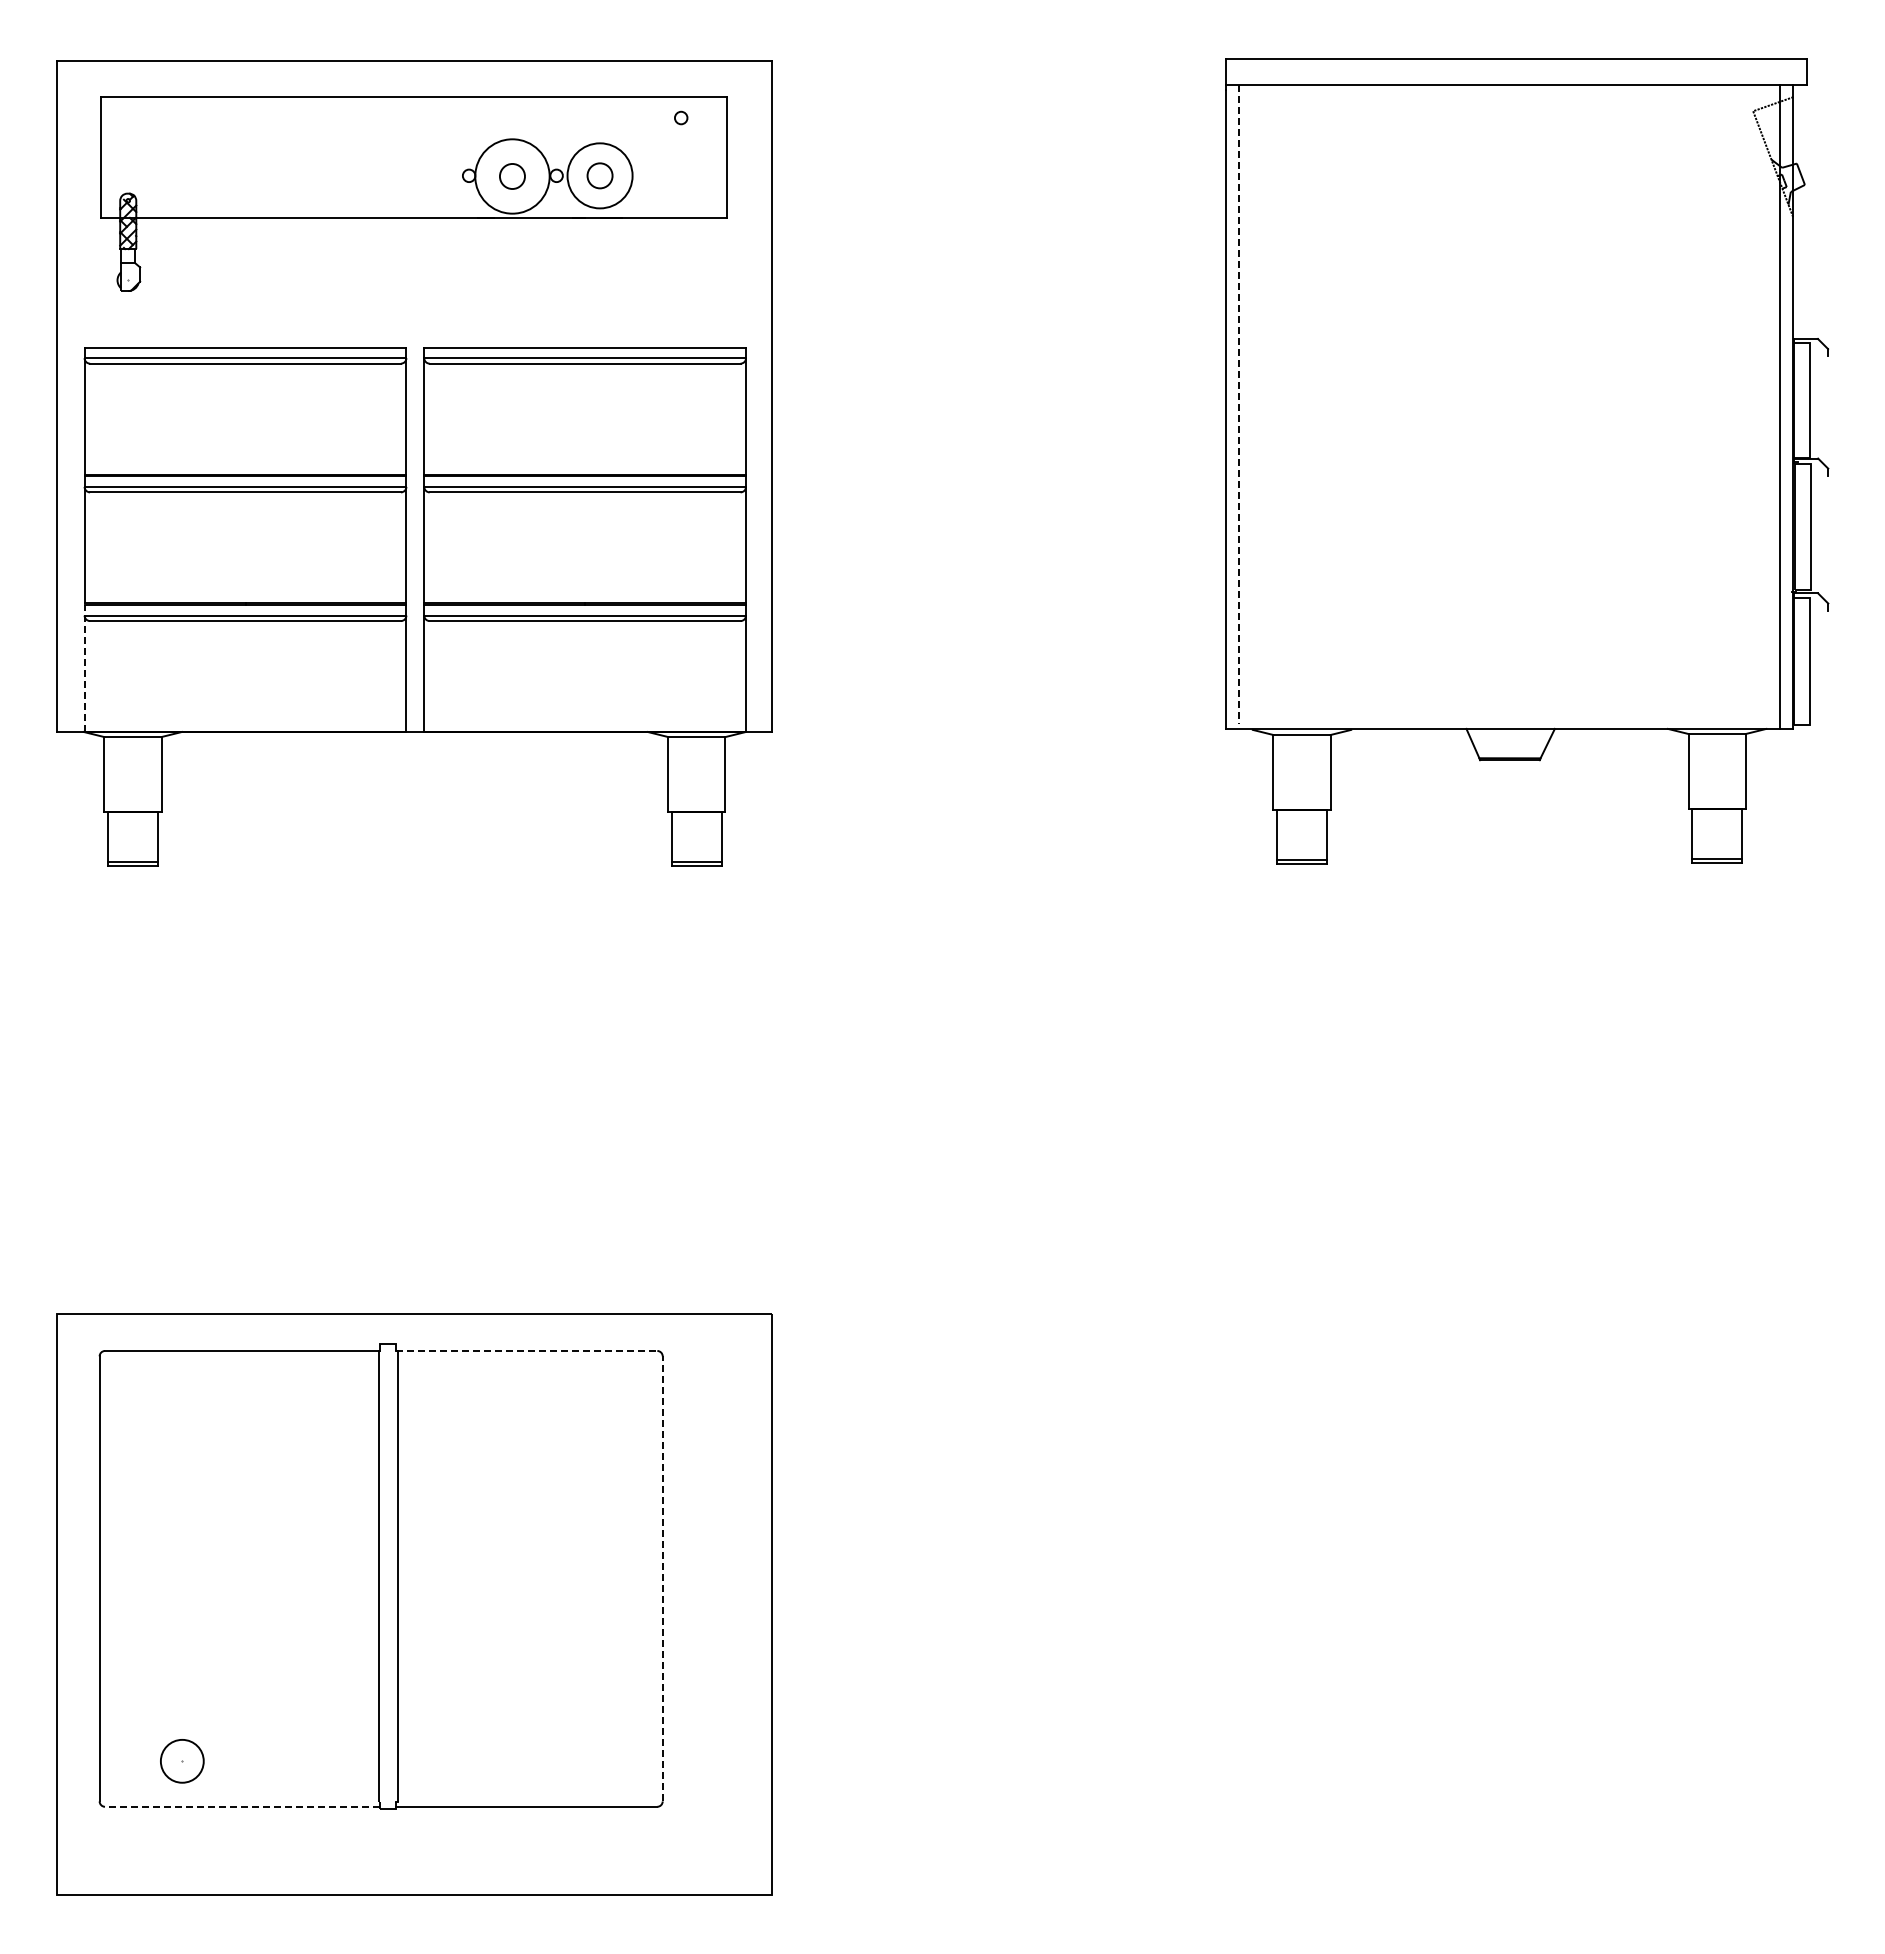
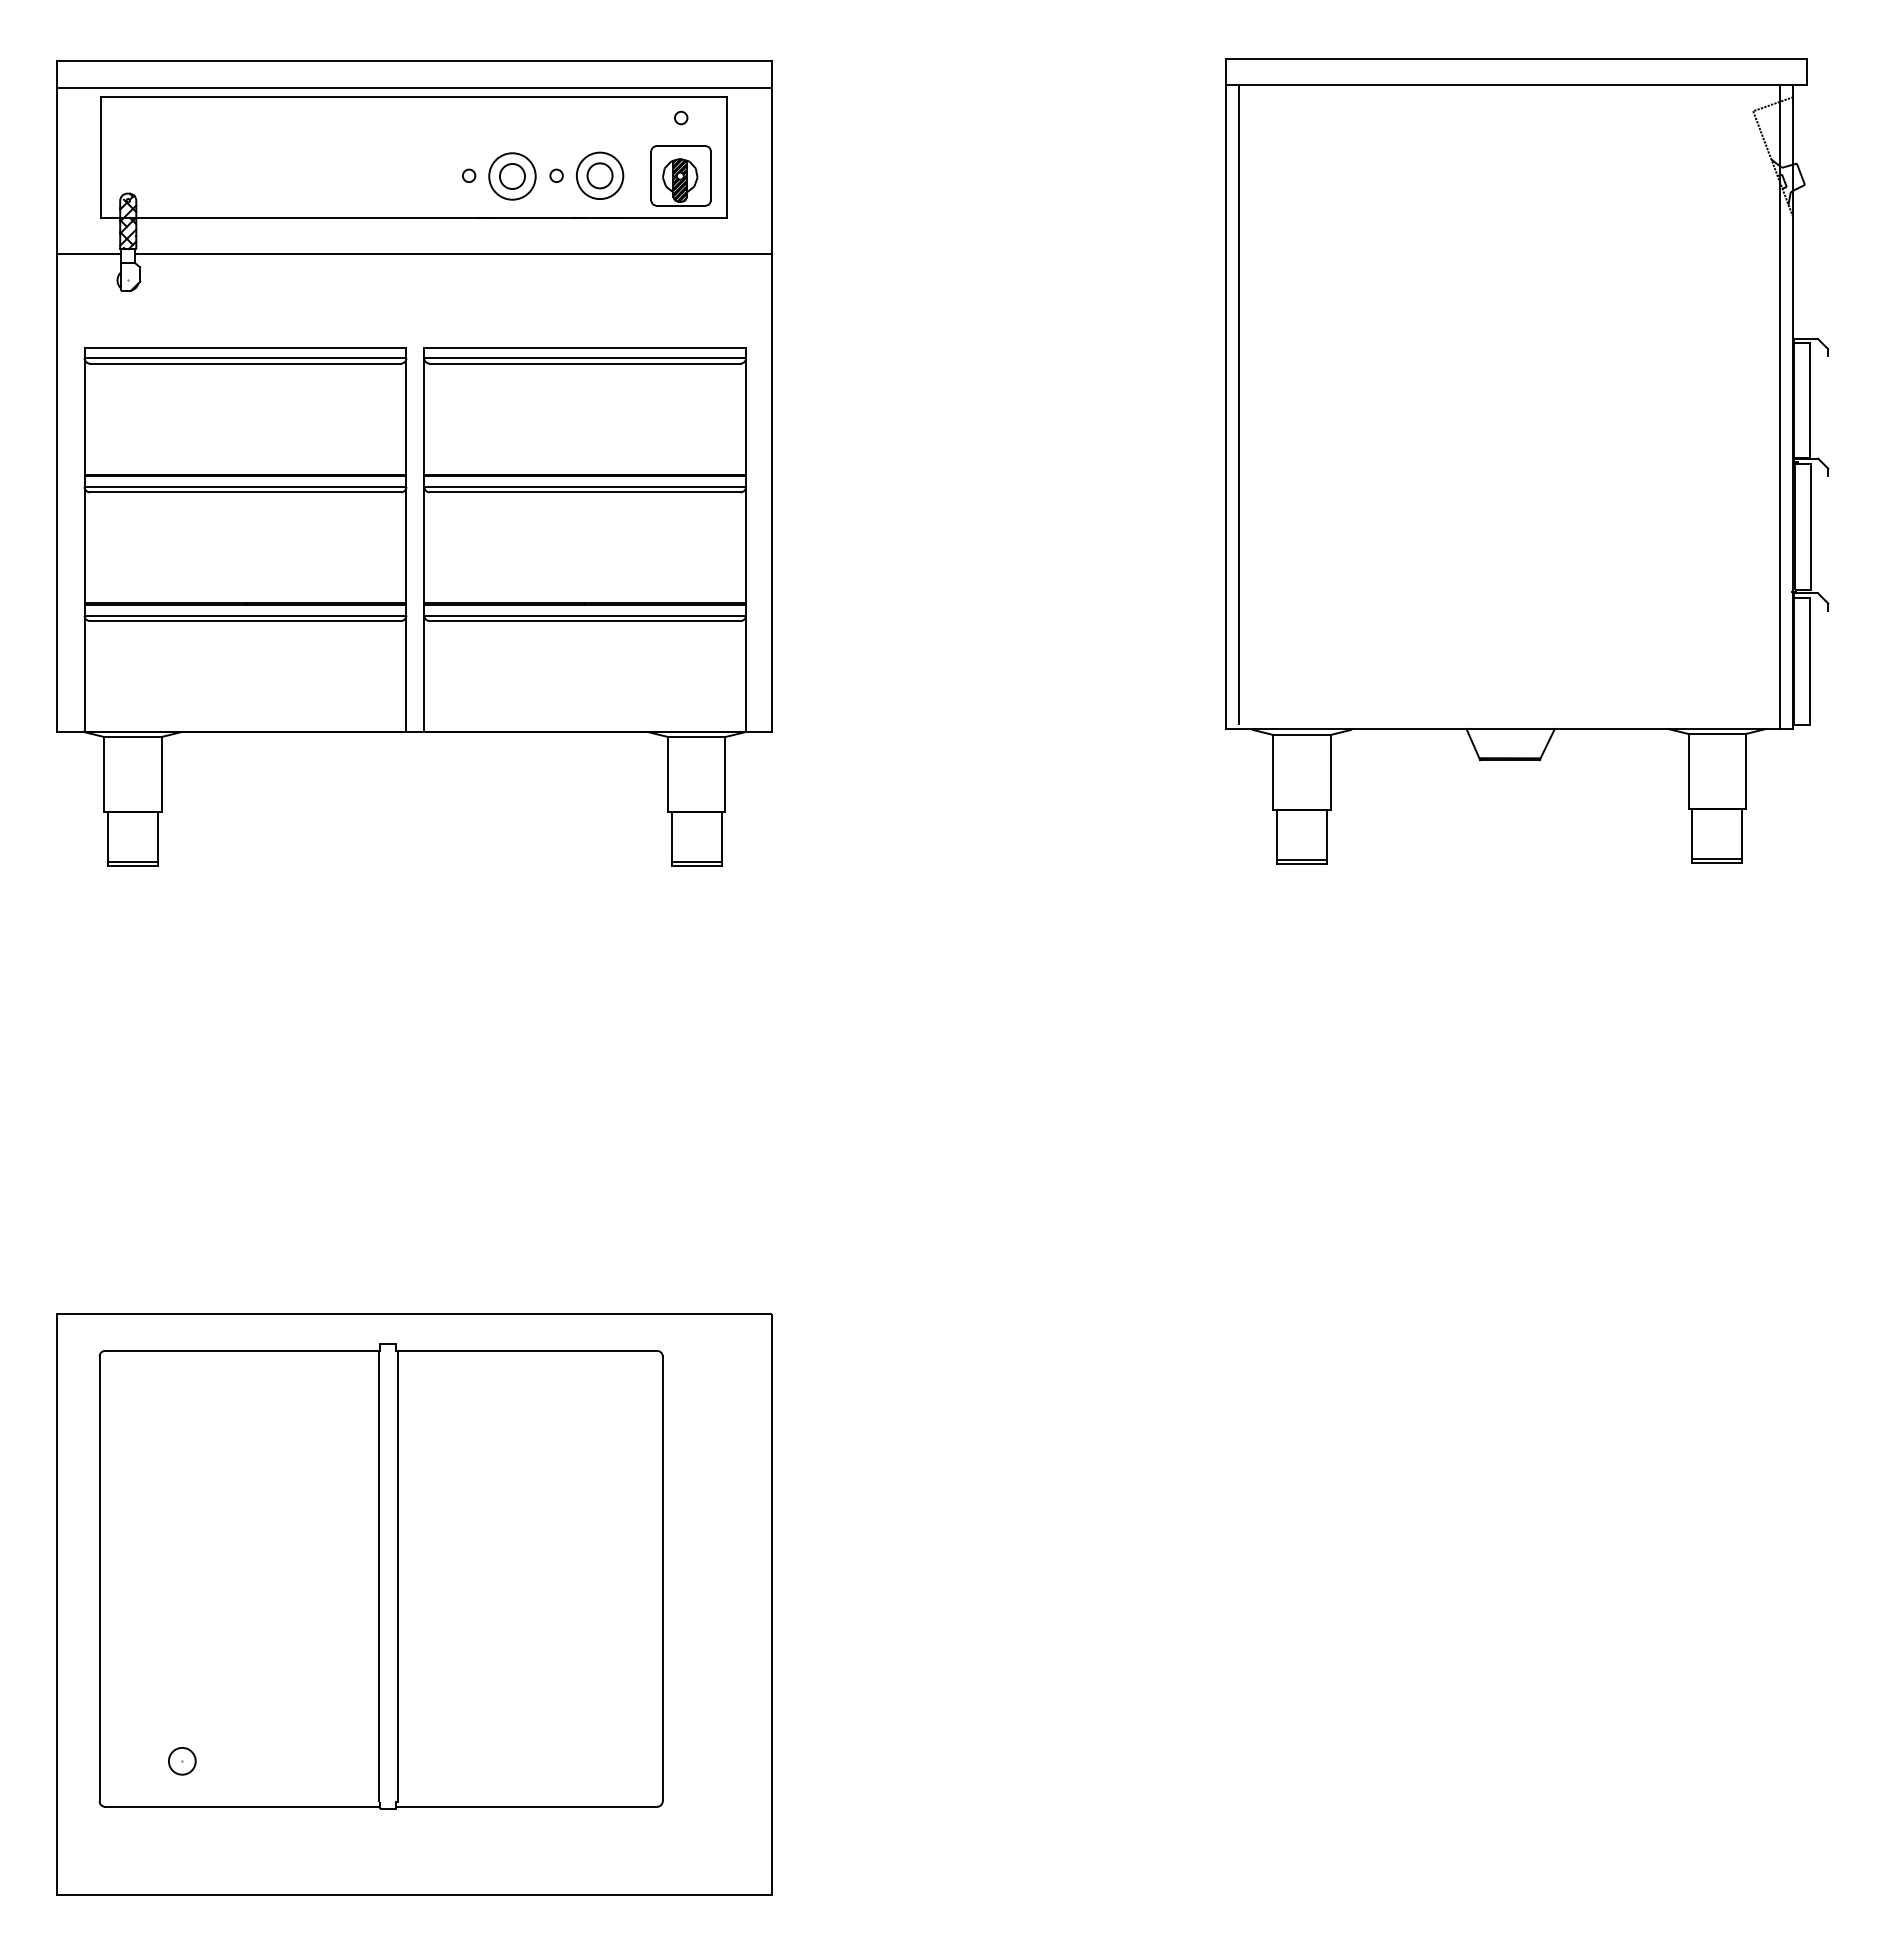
line: none -> present (413, 88)
circle diameter: 65 px -> 46 px (599, 175)
part: none -> present (680, 175)
circle diameter: 74 px -> 46 px (512, 176)
line: none -> present (88, 253)
line: none -> present (453, 253)
line: dashed -> solid (1239, 405)
line: dashed -> solid (84, 668)
line: dashed -> solid (527, 1350)
line: dashed -> solid (662, 1578)
circle diameter: 43 px -> 27 px (181, 1760)
line: dashed -> solid (242, 1806)
